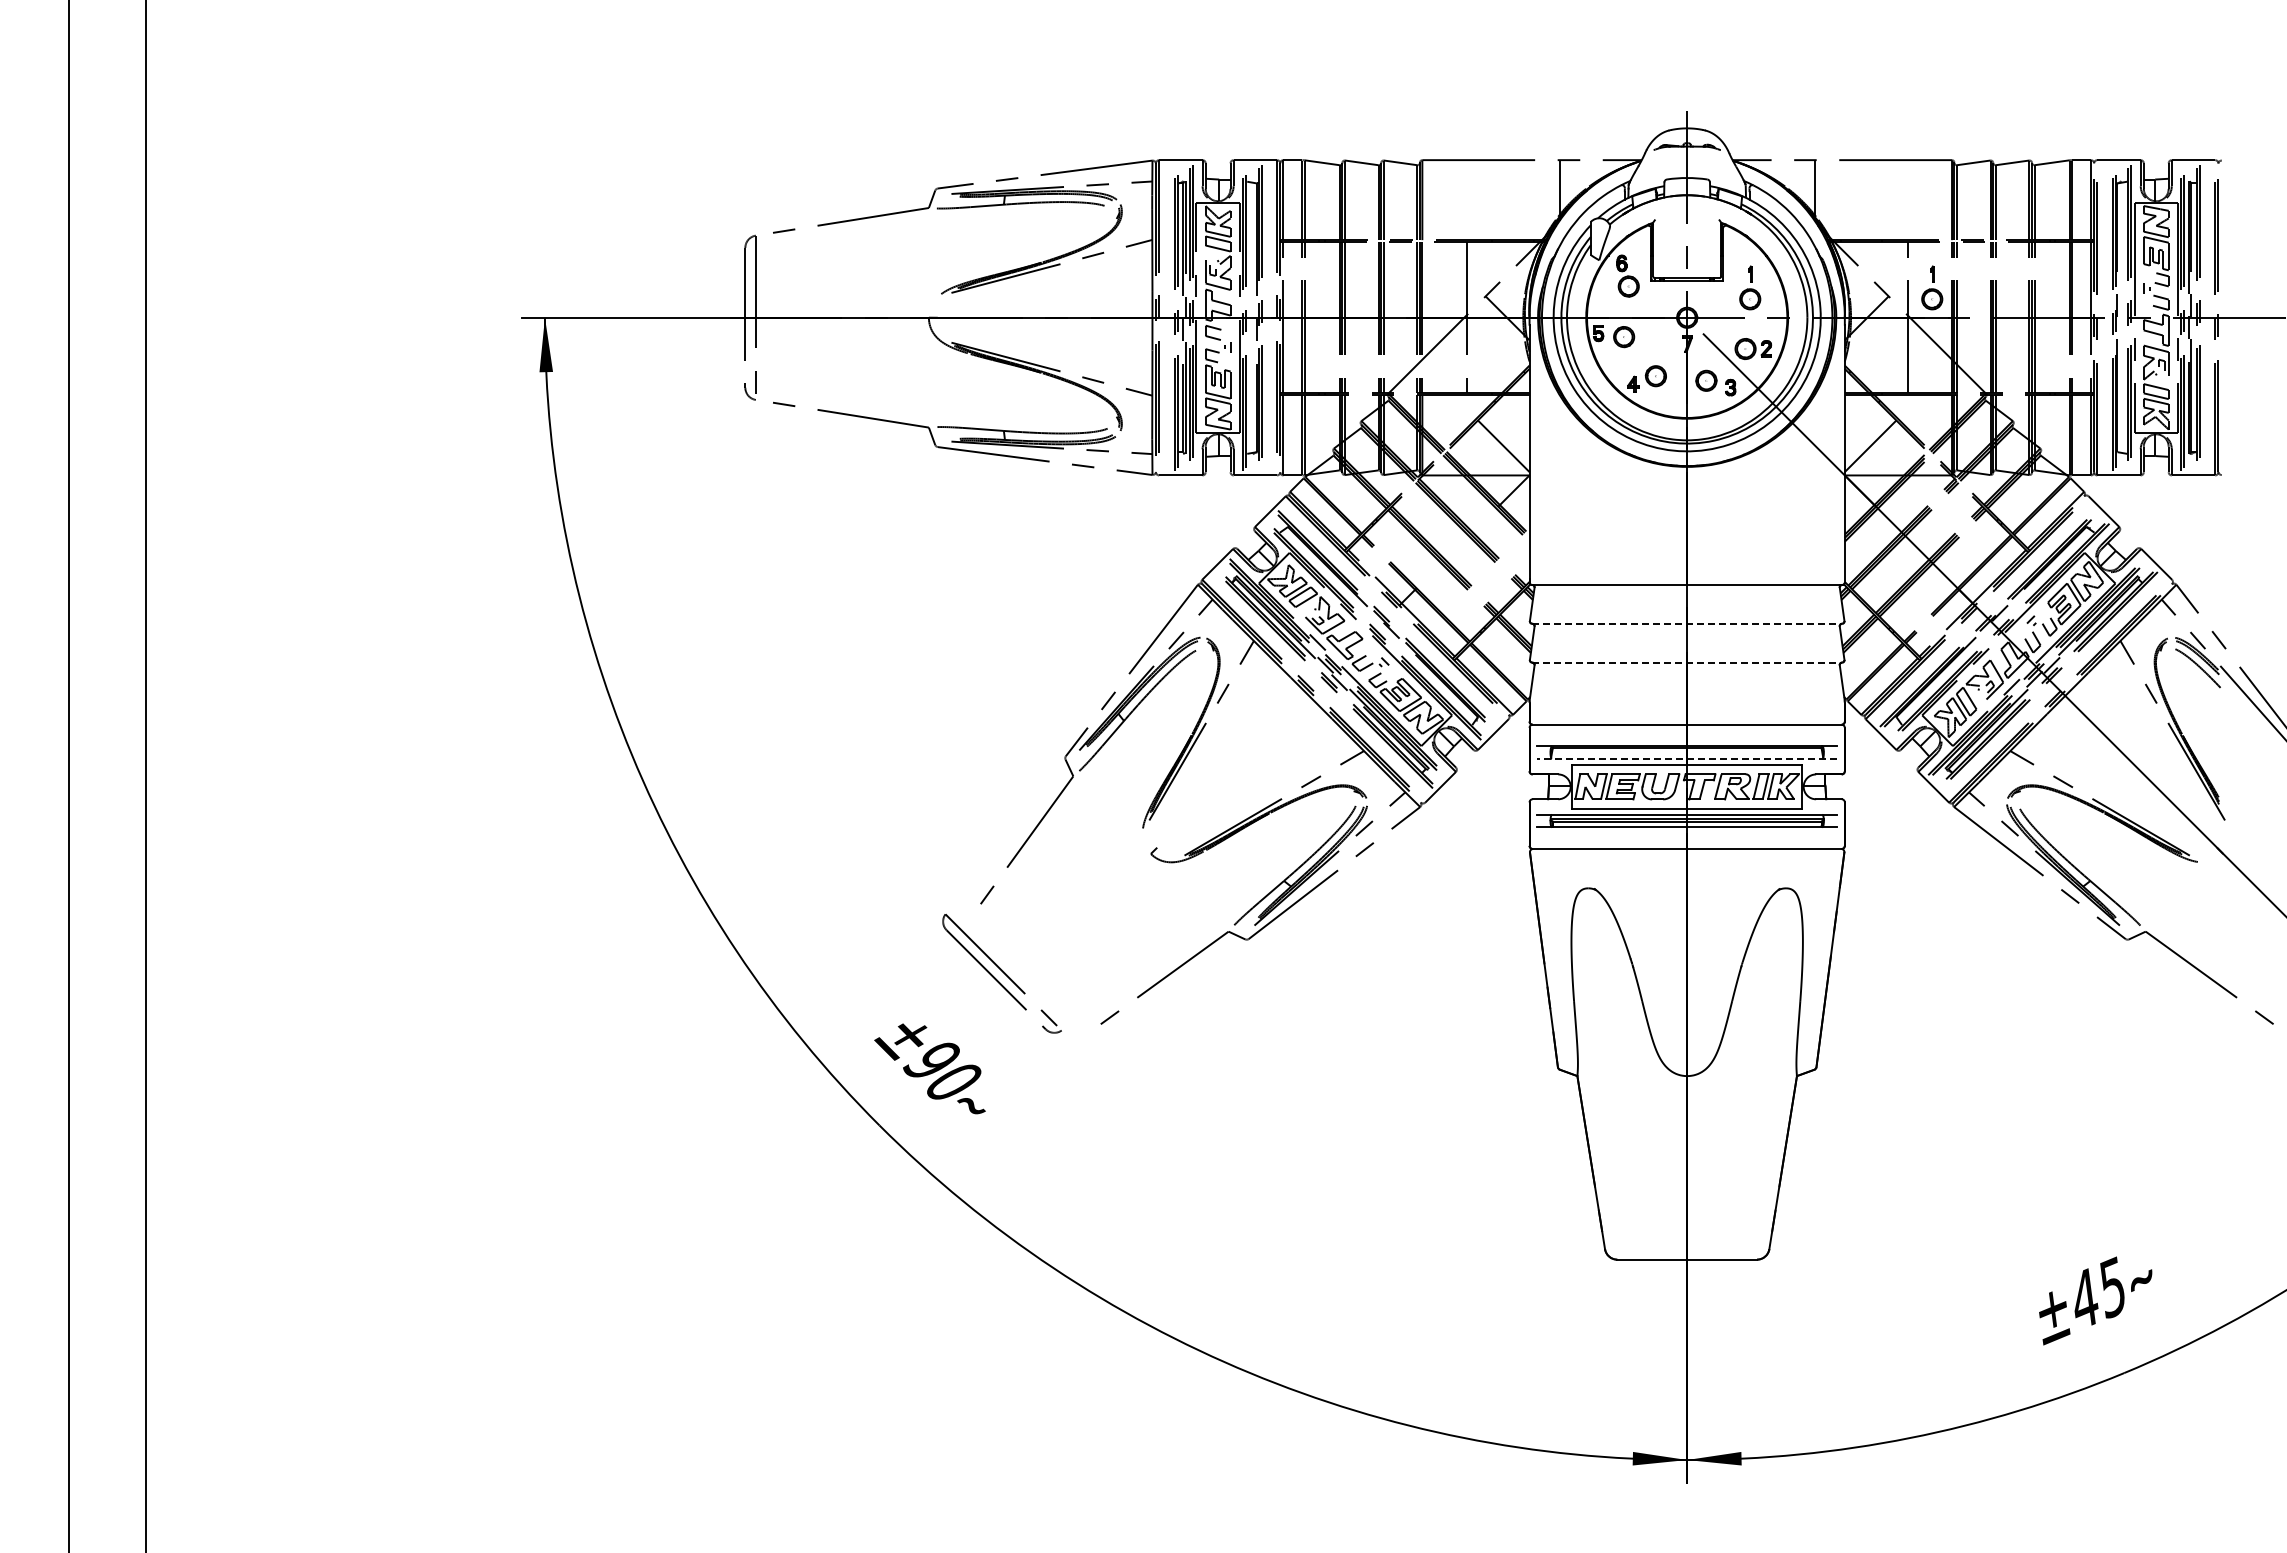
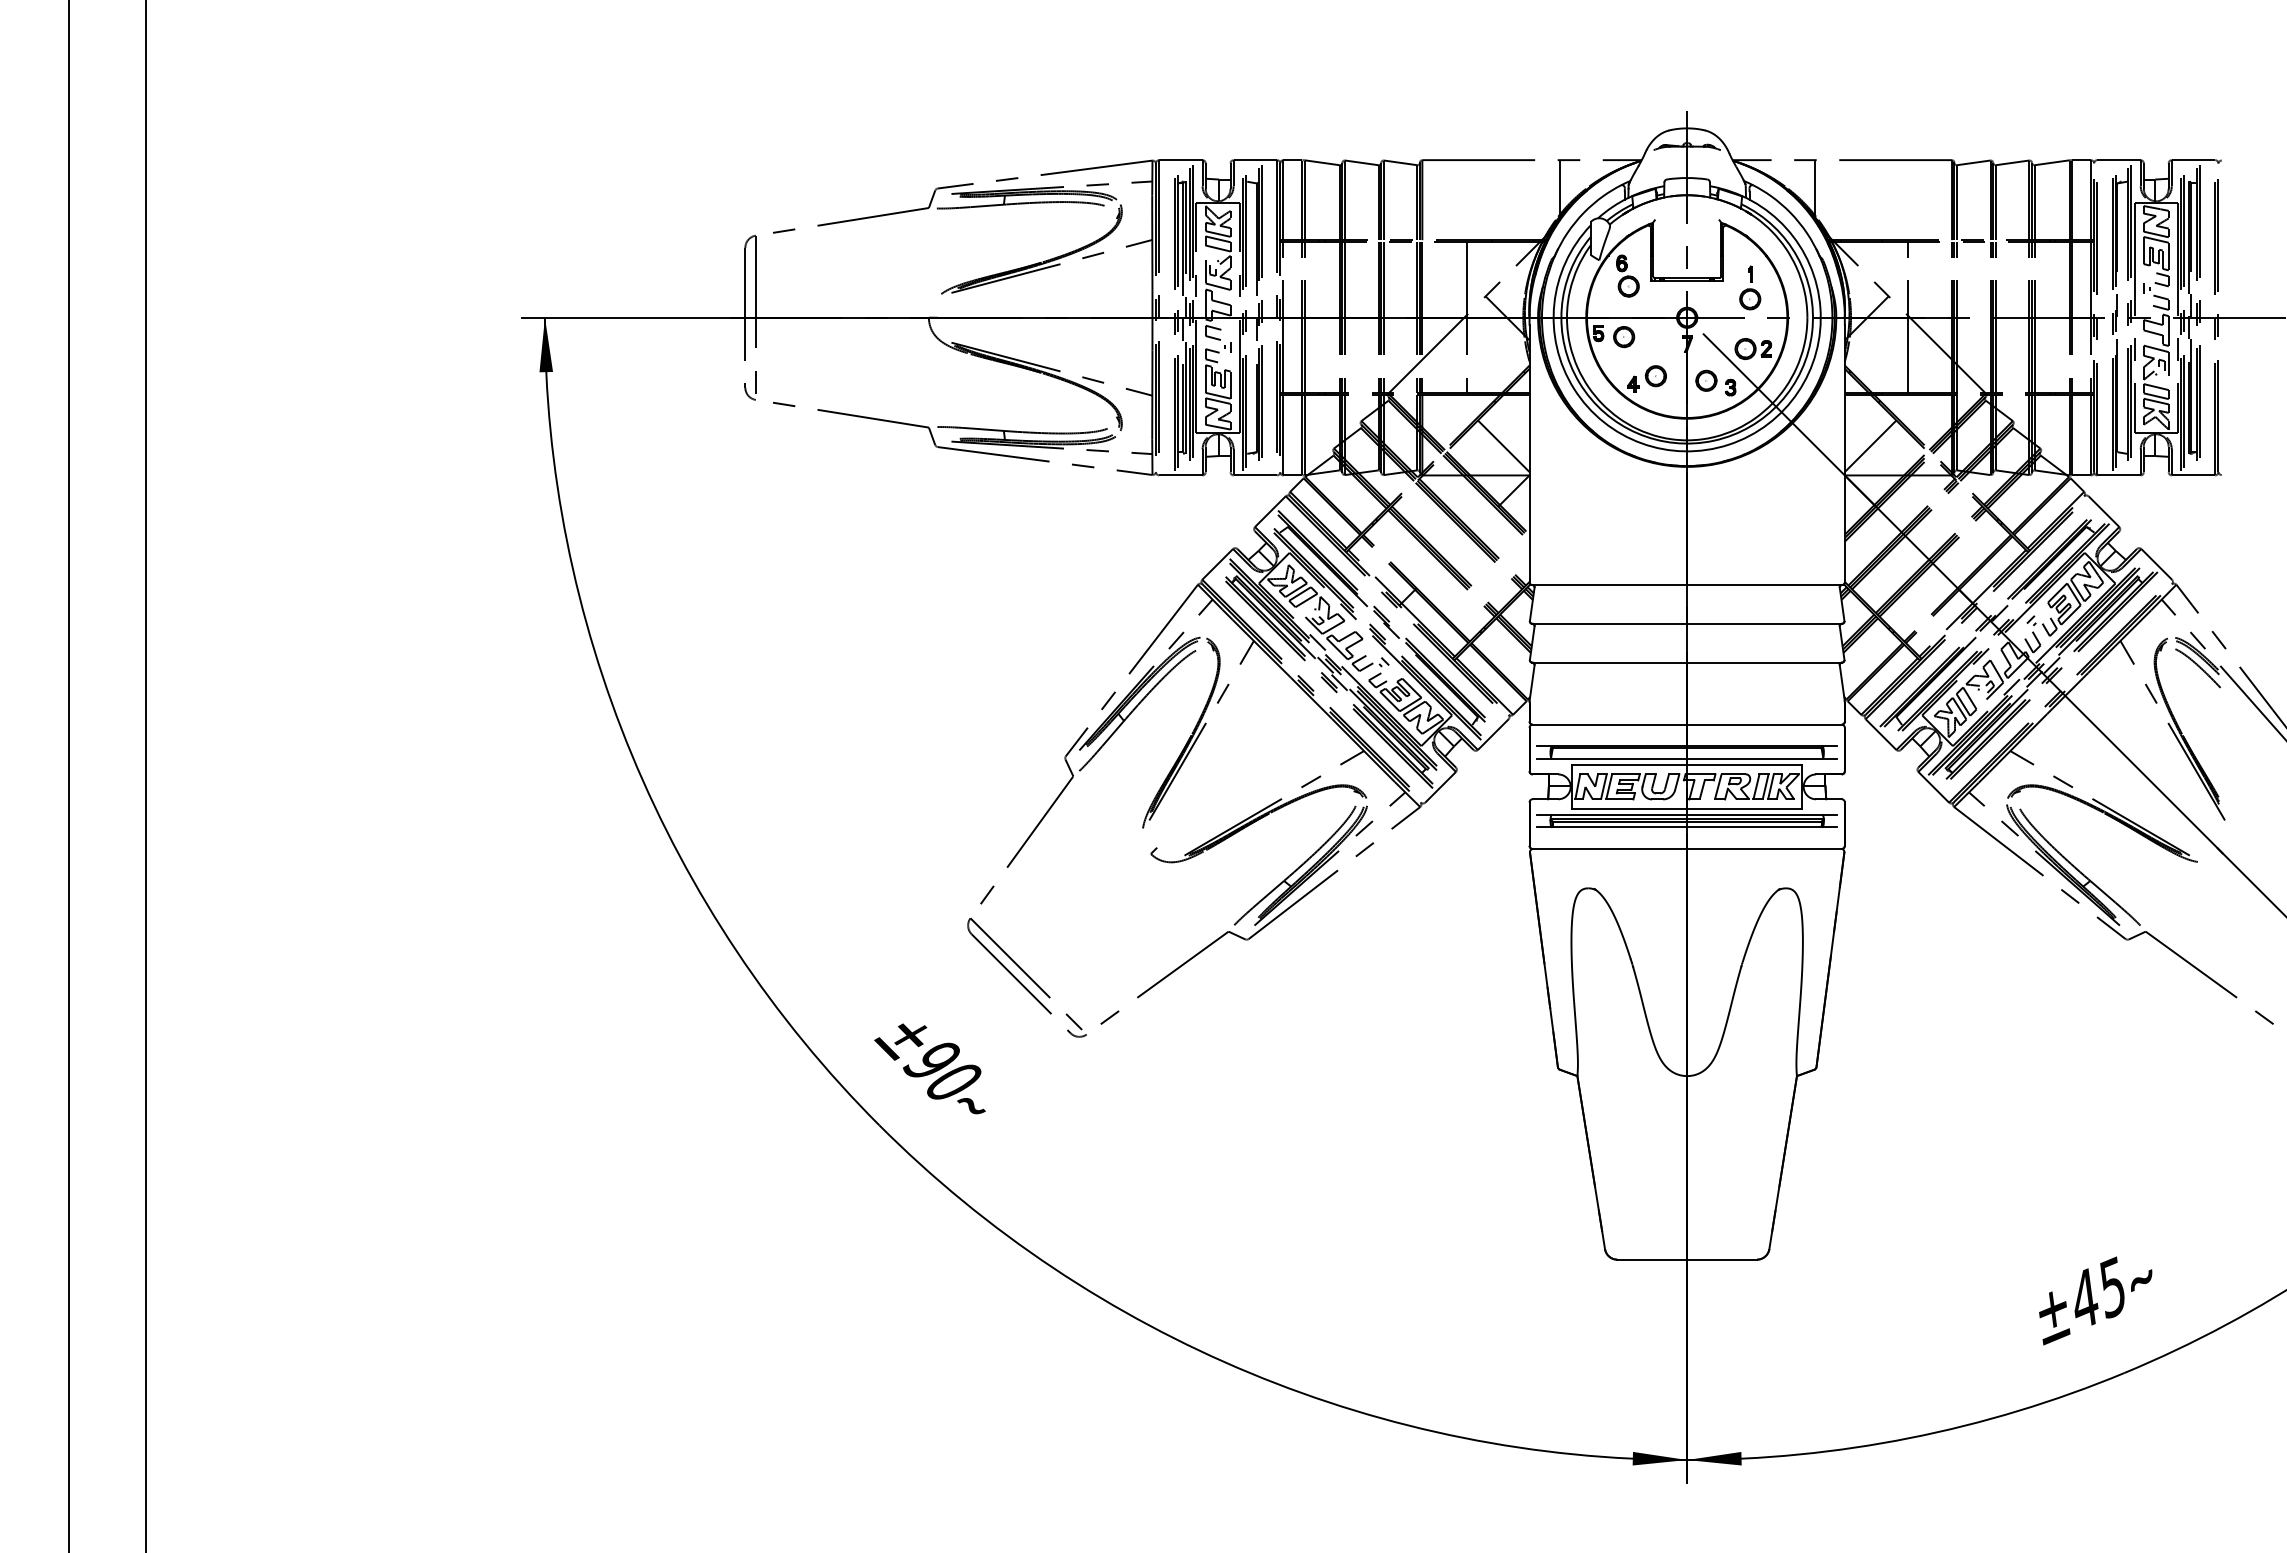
part: present -> none (1932, 287)
line: dashed -> solid (1687, 623)
line: dashed -> solid (1687, 662)
line: dashed -> solid (1687, 758)
part position: (1001, 973) -> (1026, 977) (1026, 977)
